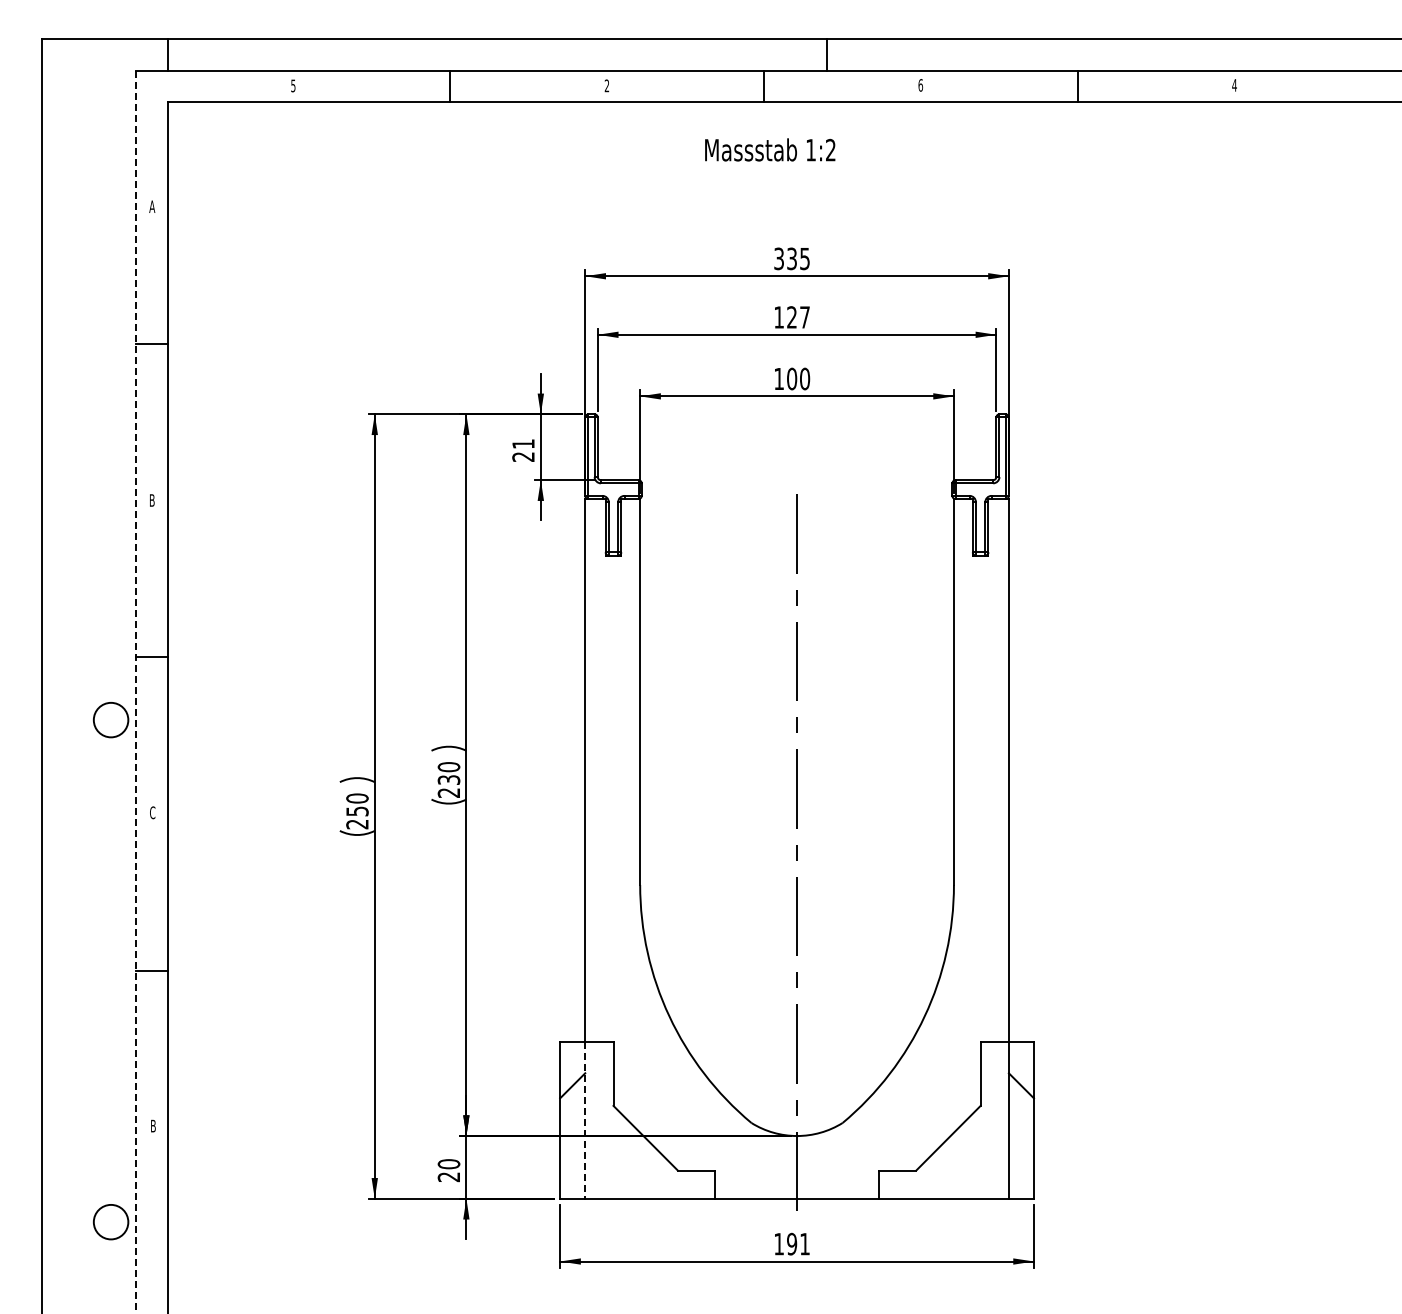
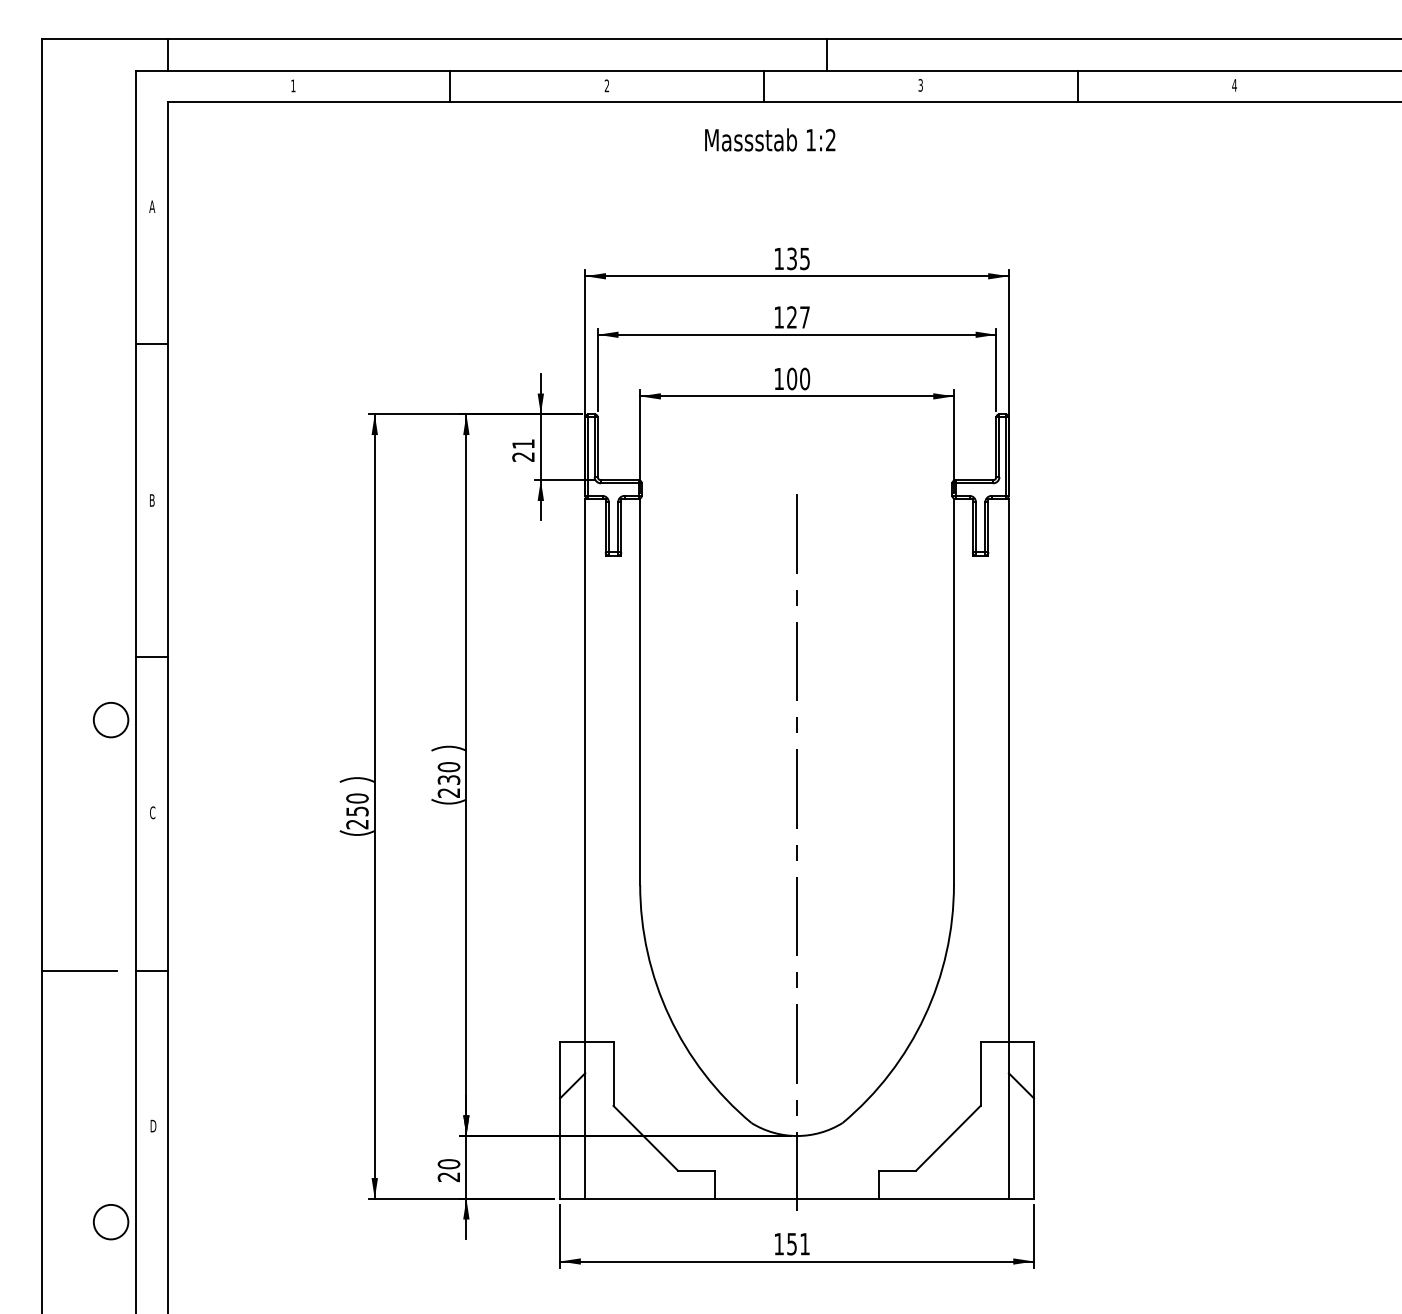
text: 5 -> 1 (293, 85)
text: 6 -> 3 (920, 85)
text position: (770, 149) -> (770, 139) (770, 139)
text: 335 -> 135 (778, 258)
line: dashed -> solid (136, 692)
line: none -> present (79, 971)
line: dashed -> solid (585, 1120)
text: B -> D (153, 1126)
text: 191 -> 151 (792, 1243)
